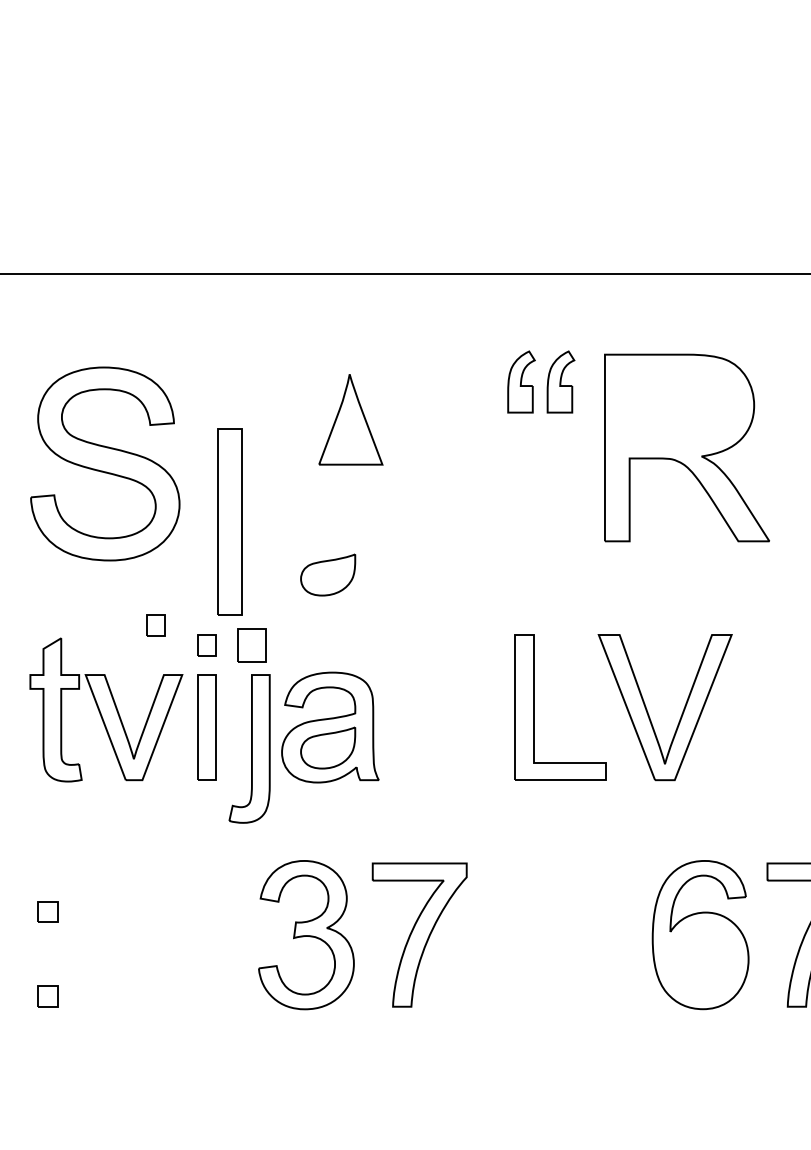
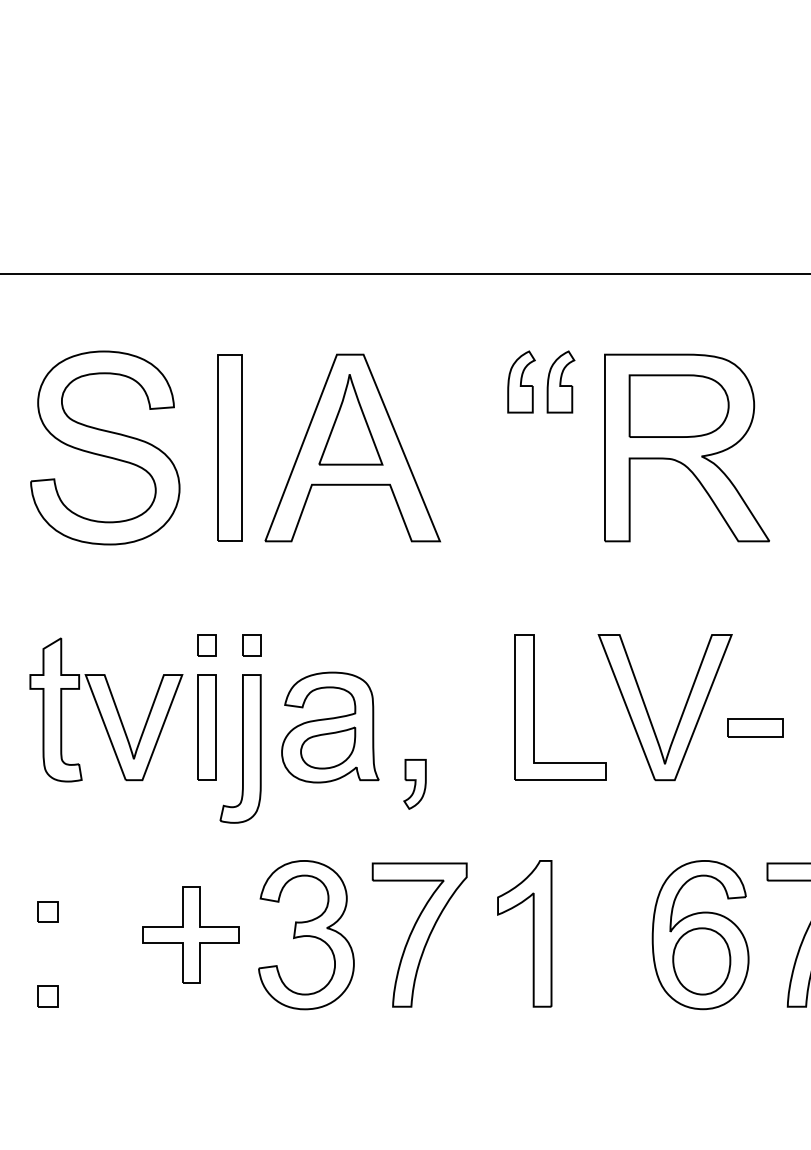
part: none -> present (678, 405)
part: none -> present (352, 447)
part position: (105, 463) -> (105, 447) (105, 447)
part position: (229, 521) -> (229, 447) (229, 447)
part: present -> none (328, 574)
part: present -> none (155, 625)
part size: 30x35 px -> 20x23 px (251, 645)
part: none -> present (755, 727)
part position: (249, 748) -> (240, 748) (240, 748)
part: none -> present (414, 784)
part: none -> present (532, 933)
part: none -> present (190, 934)
part: none -> present (701, 961)
